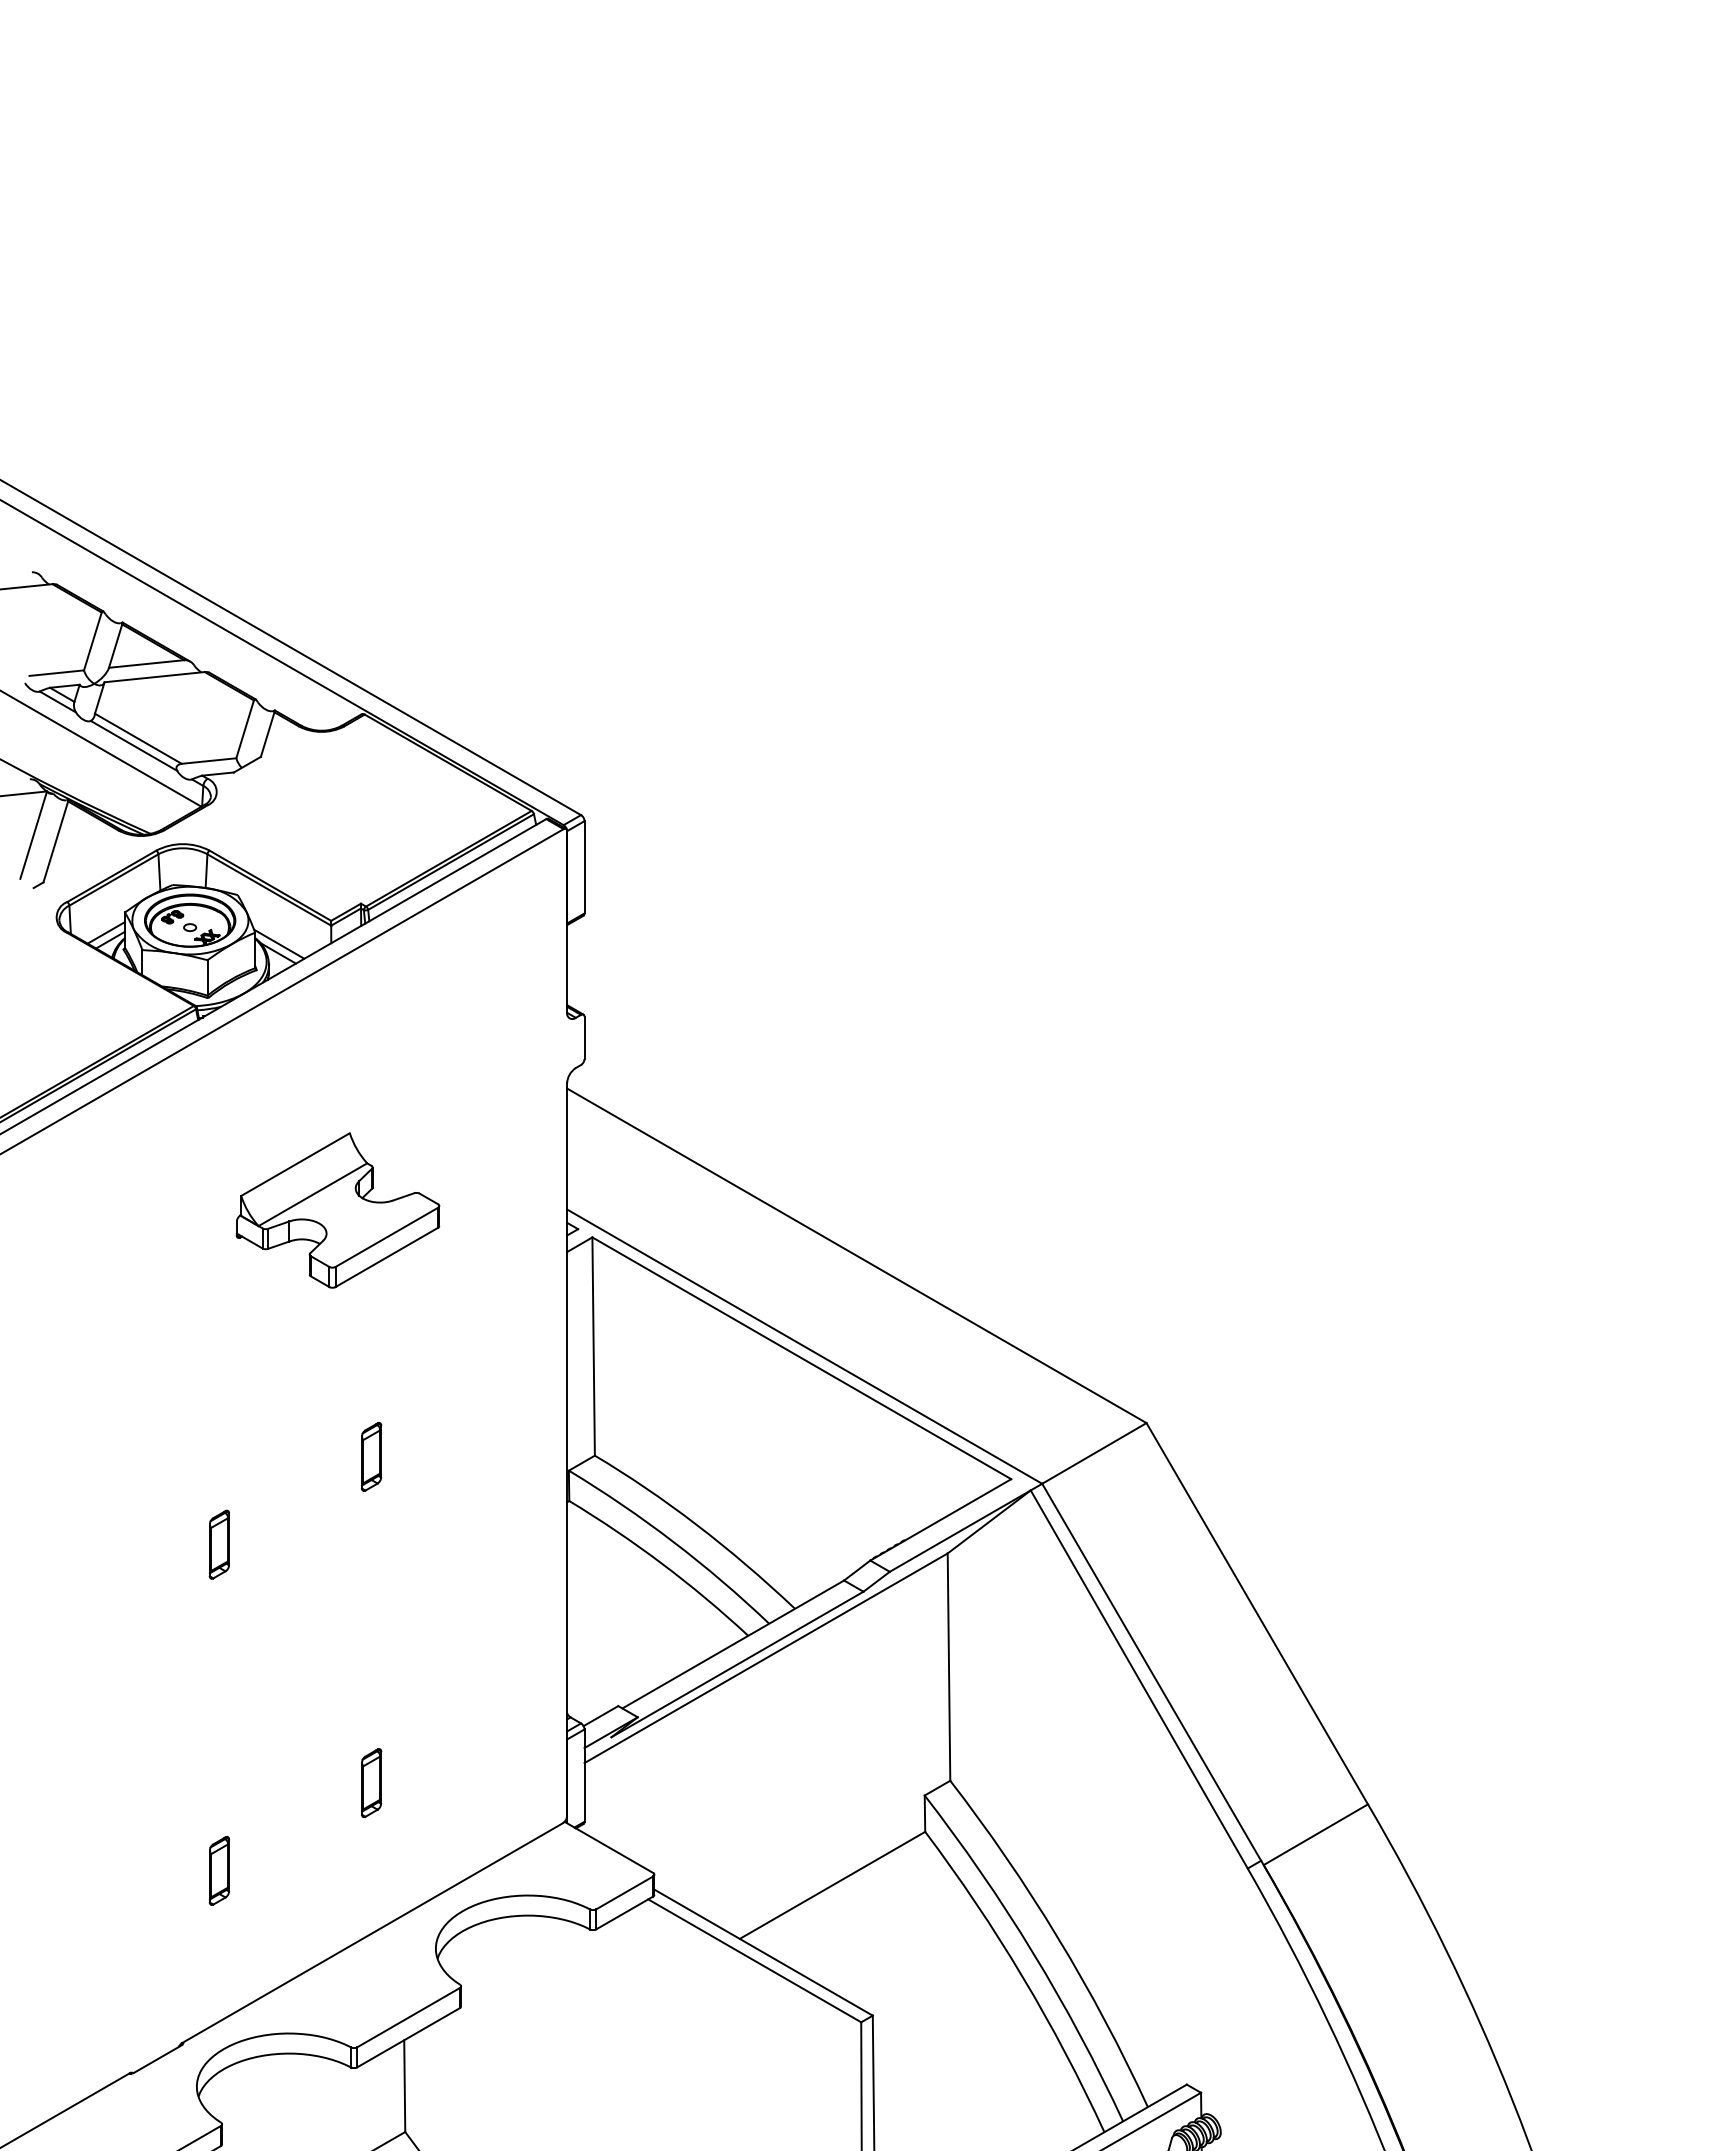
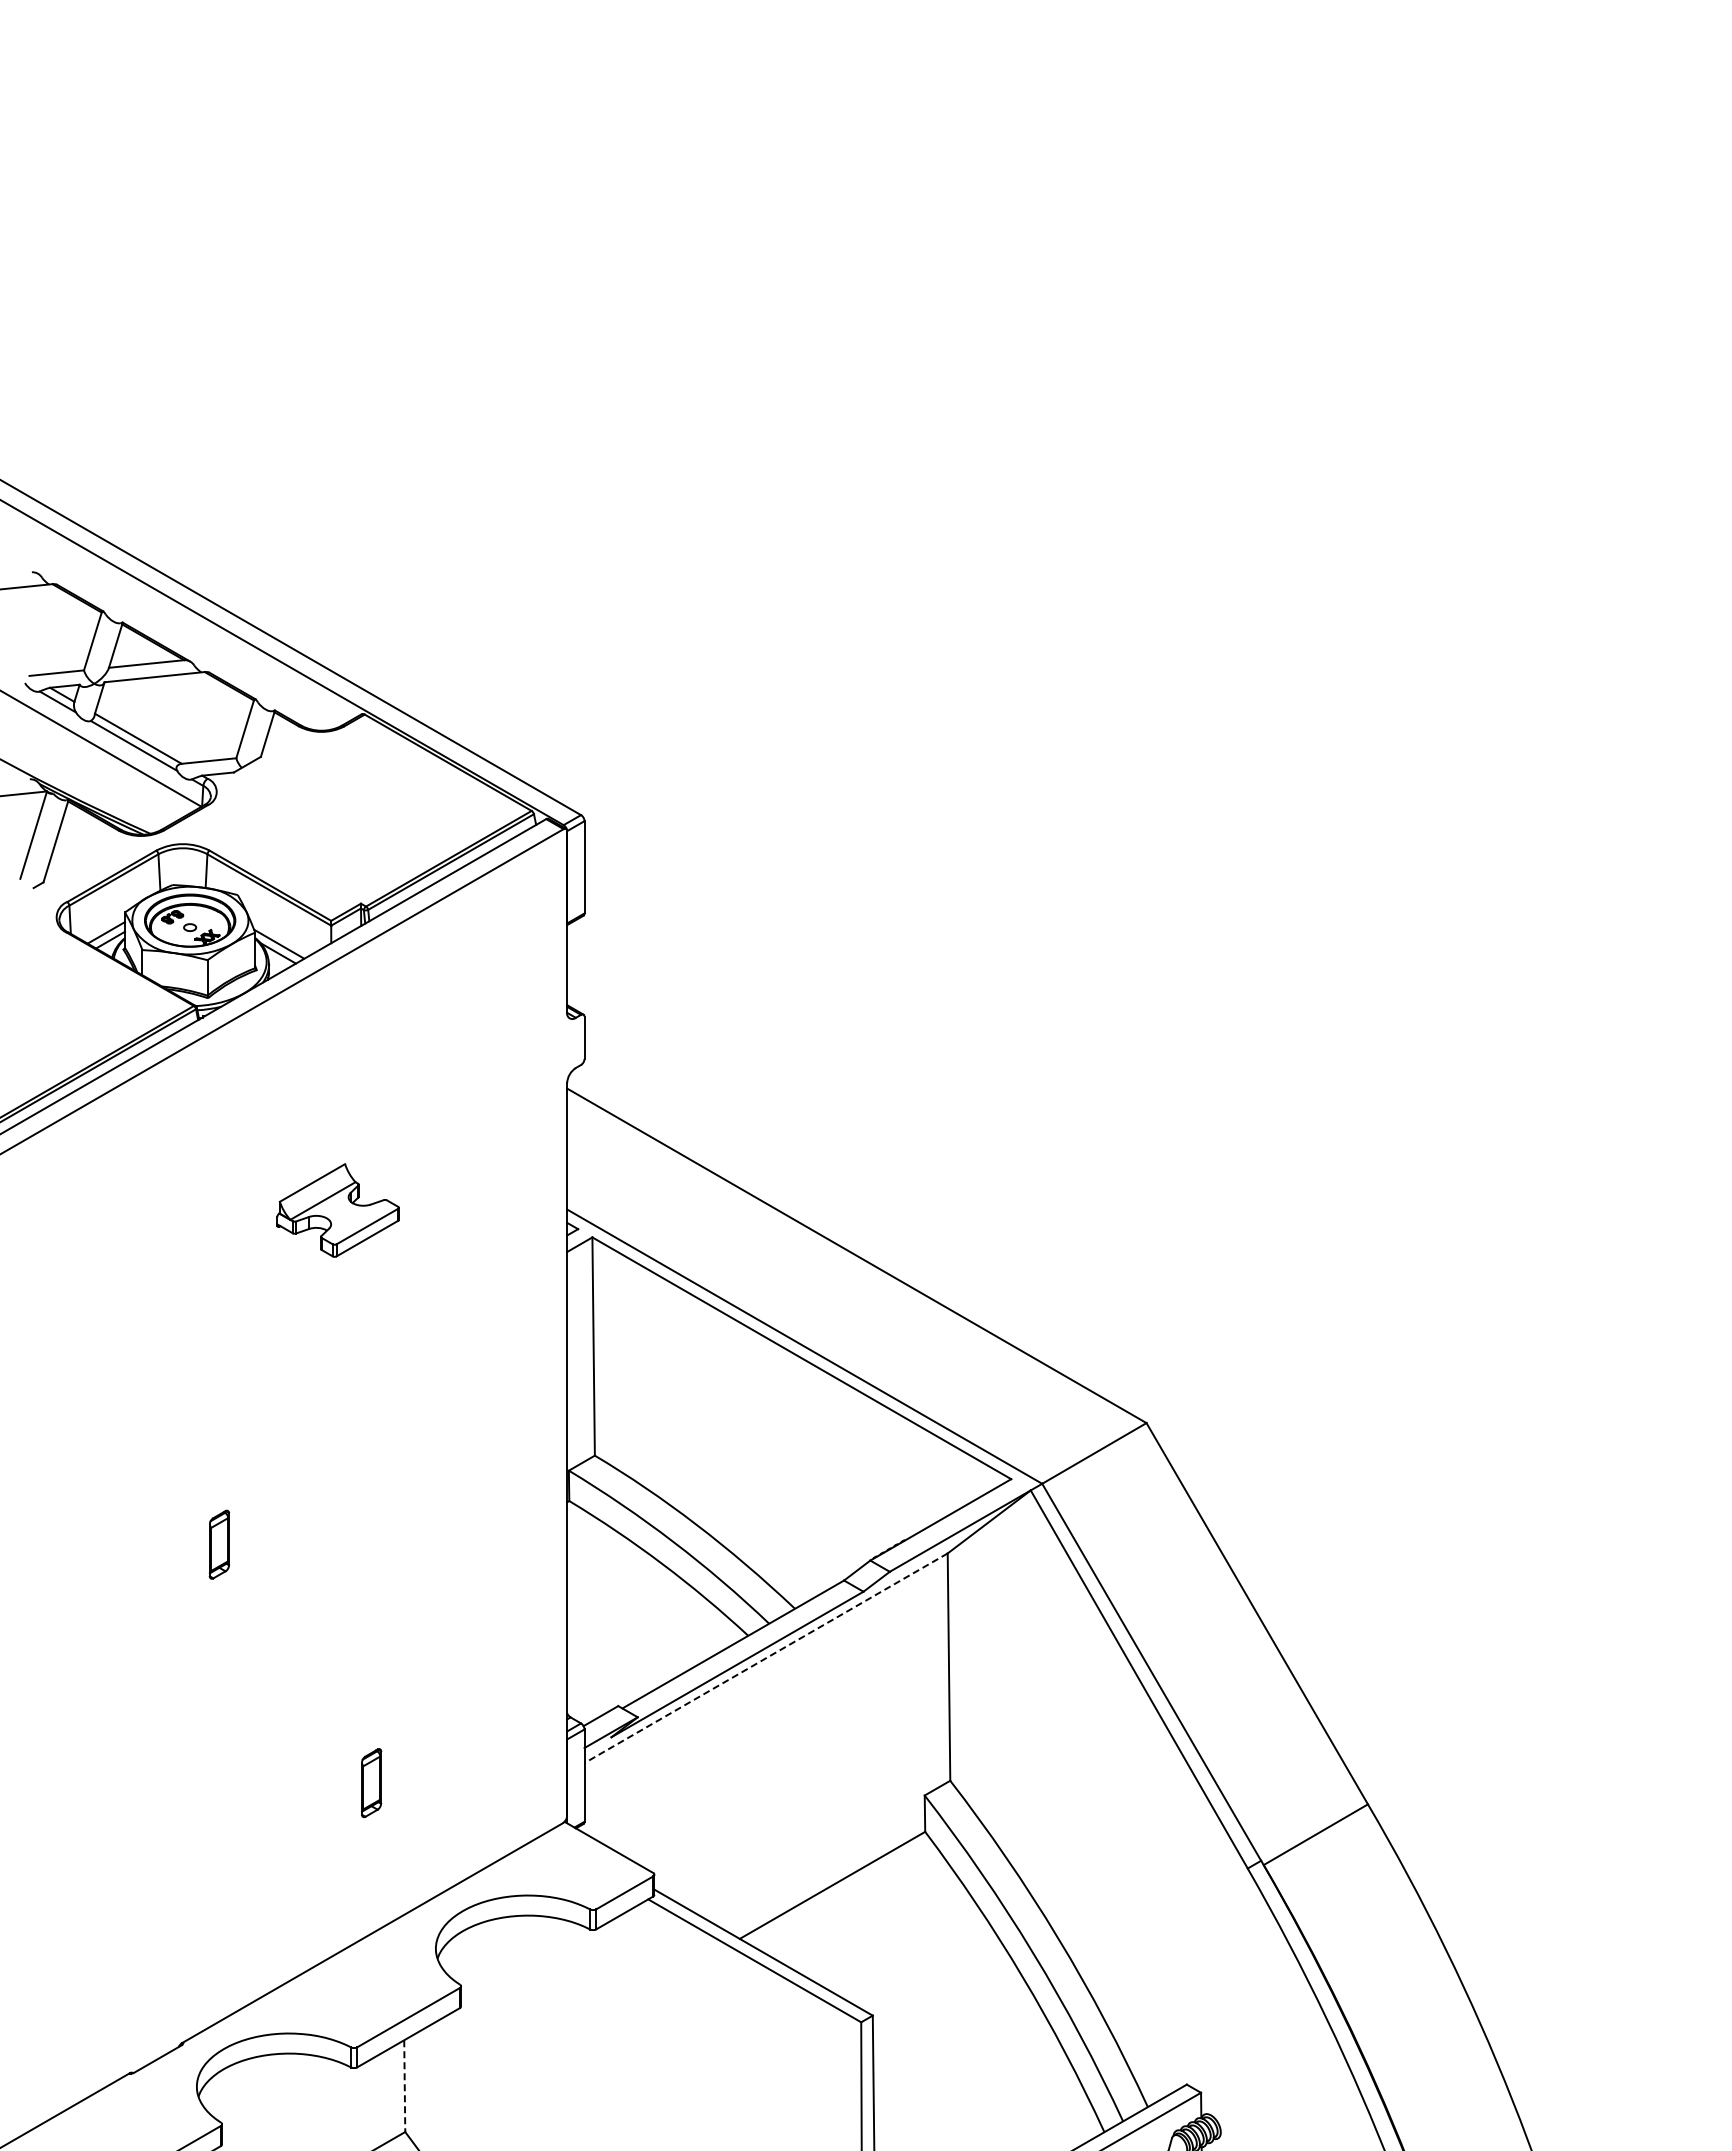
part size: 206x157 px -> 124x95 px (337, 1210)
part: present -> none (371, 1456)
line: solid -> dashed (766, 1658)
part: present -> none (219, 1870)
line: solid -> dashed (404, 2086)
